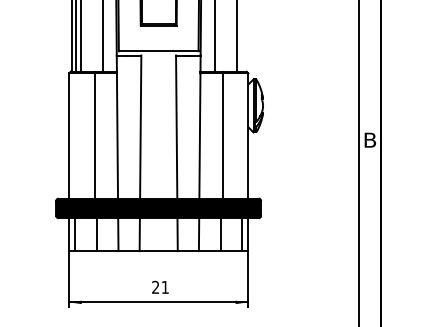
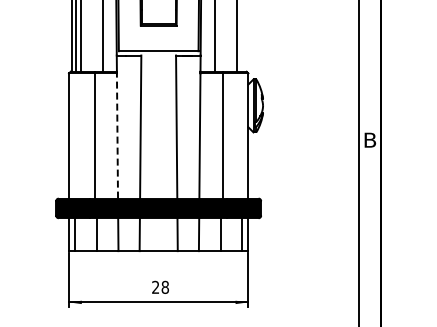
line: solid -> dashed (117, 136)
text: 21 -> 28 (164, 286)
